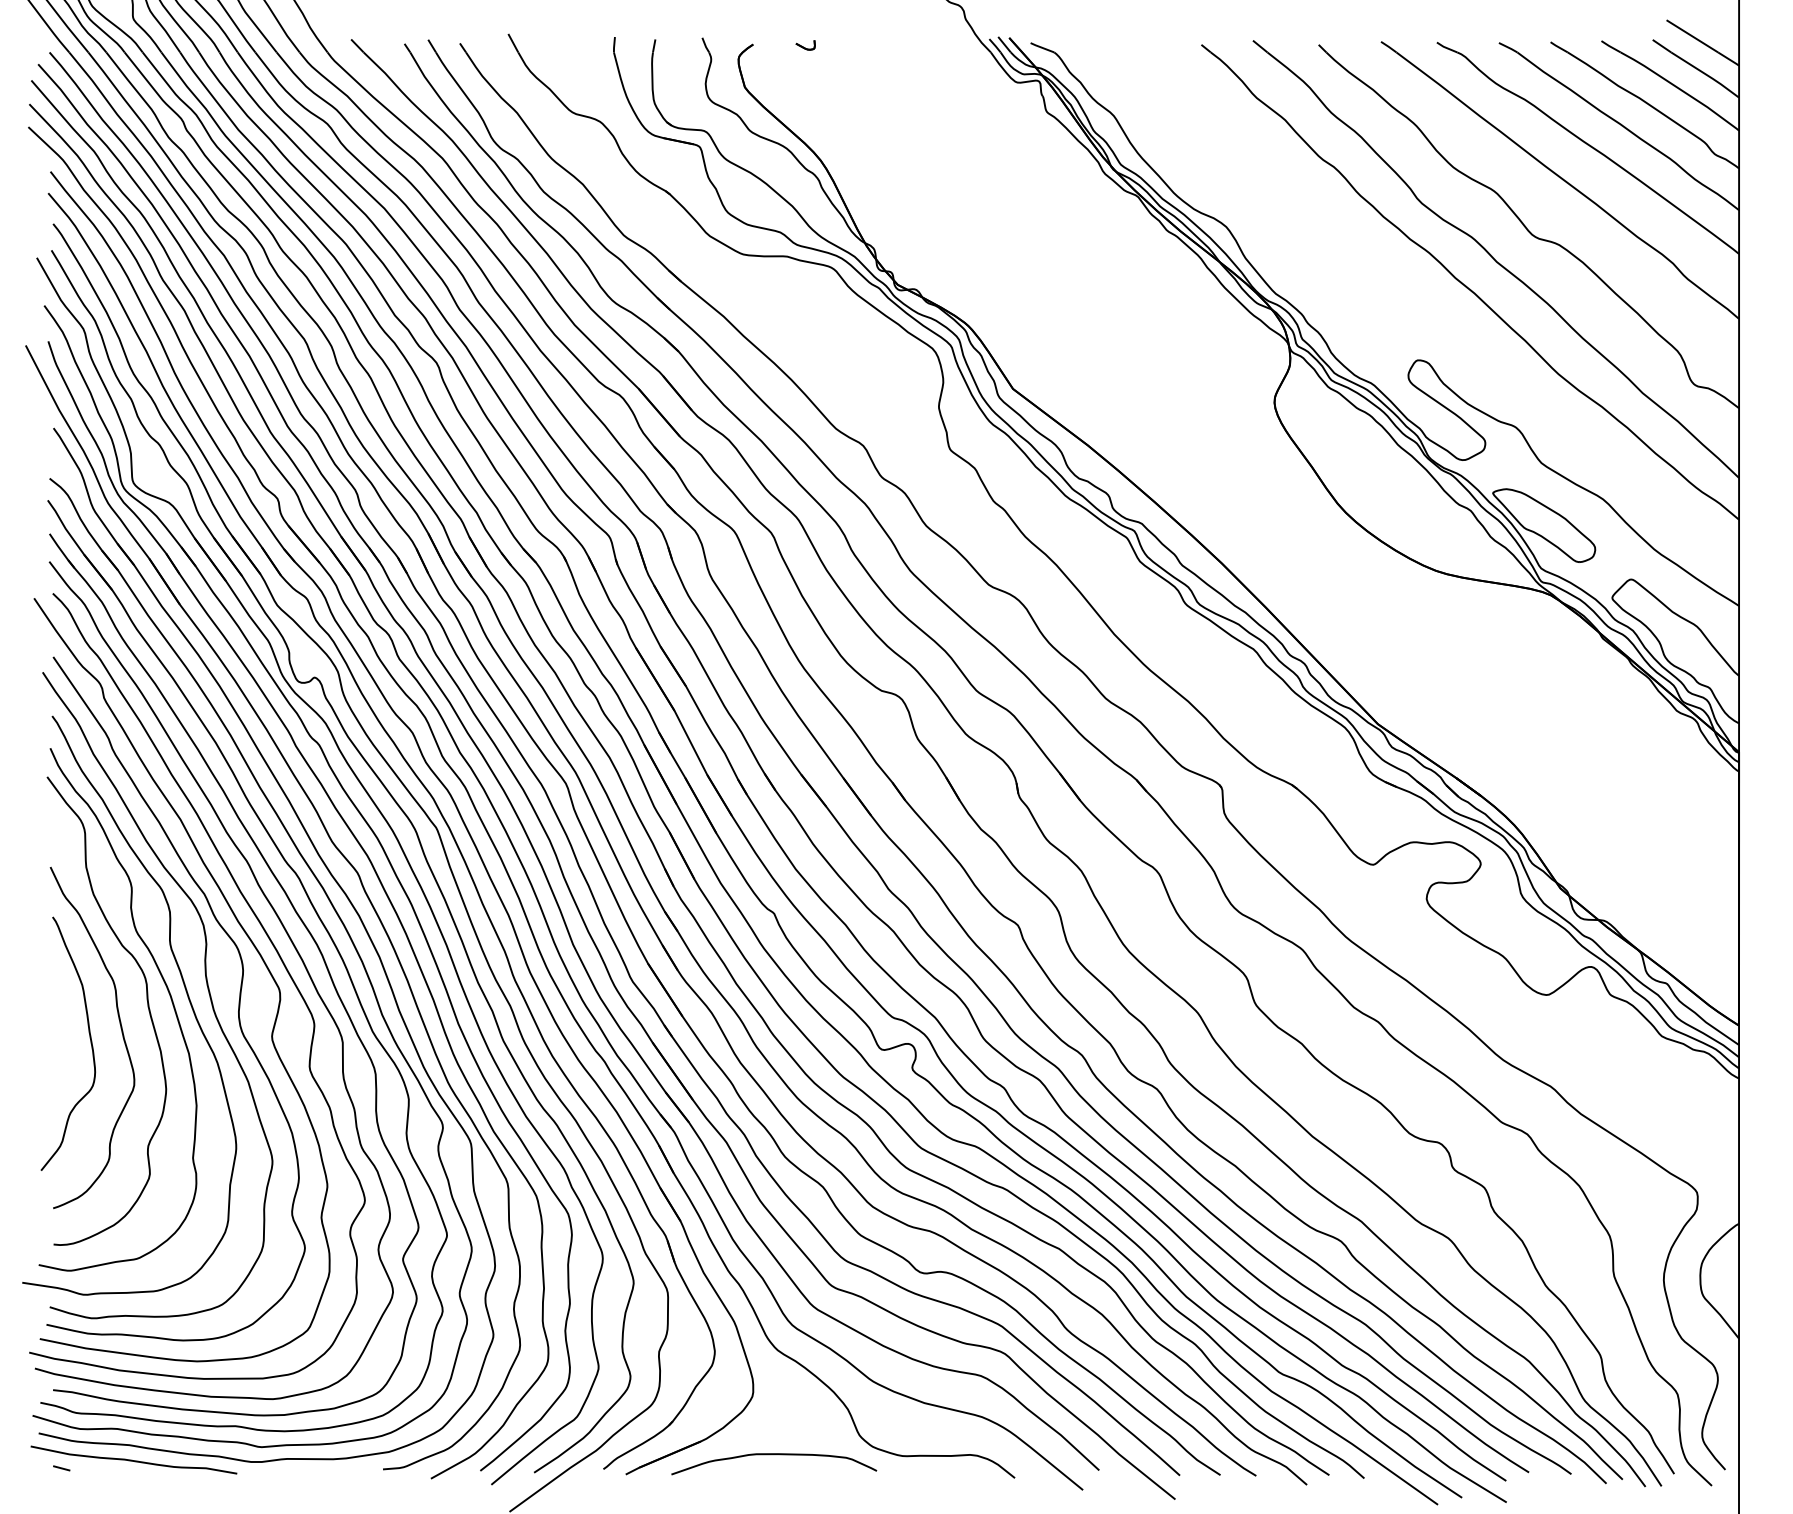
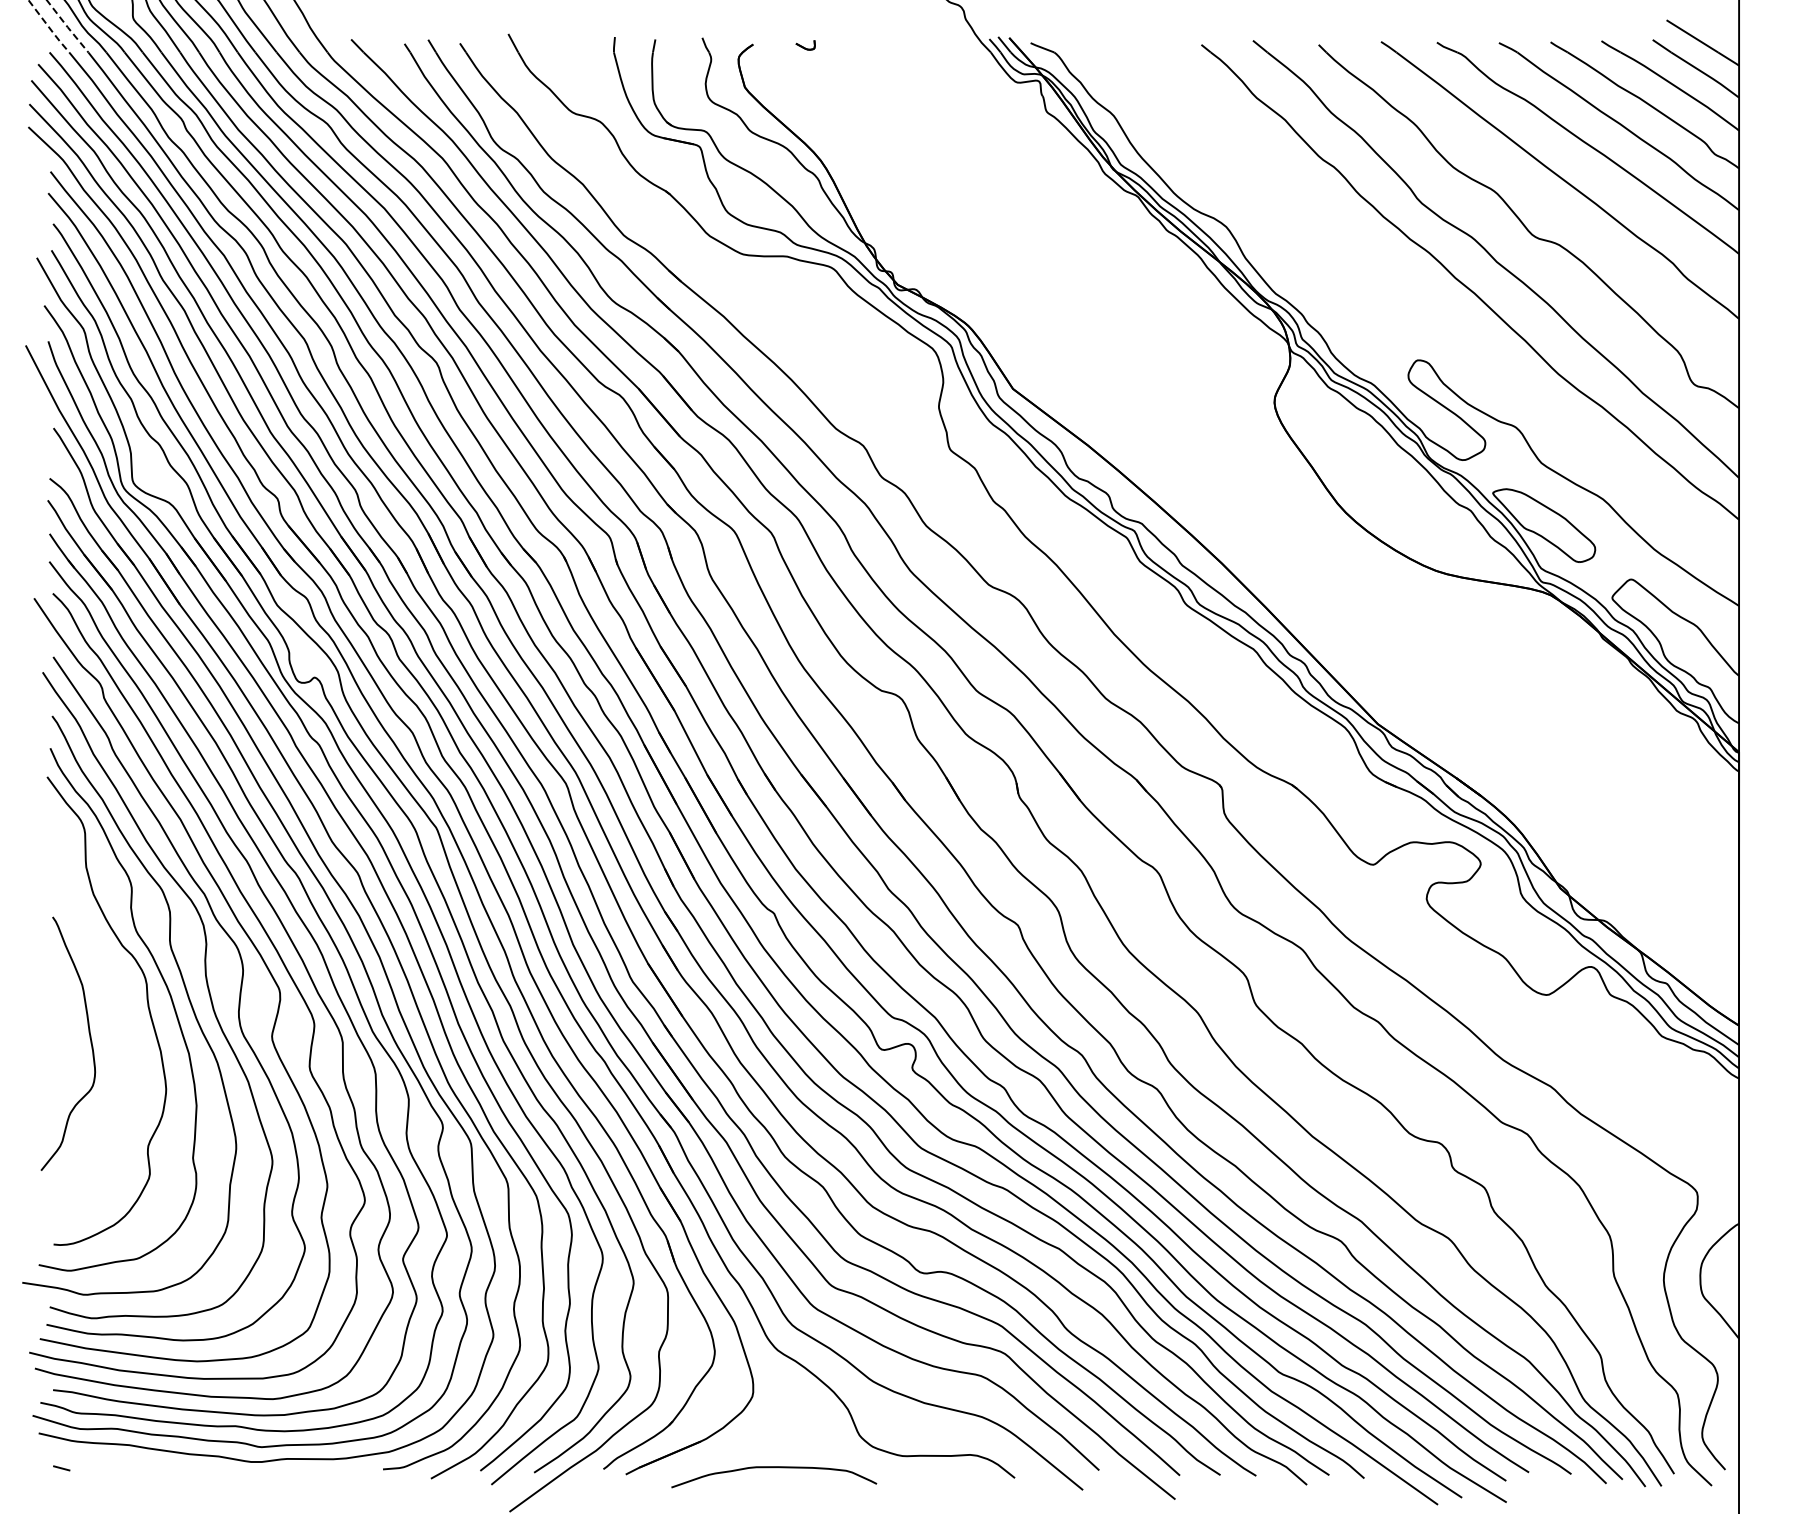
line: solid -> dashed (67, 27)
line: solid -> dashed (49, 28)
curve: present -> none (121, 1033)
curve position: (774, 1455) -> (774, 1468) (774, 1468)
curve: present -> none (132, 1459)
